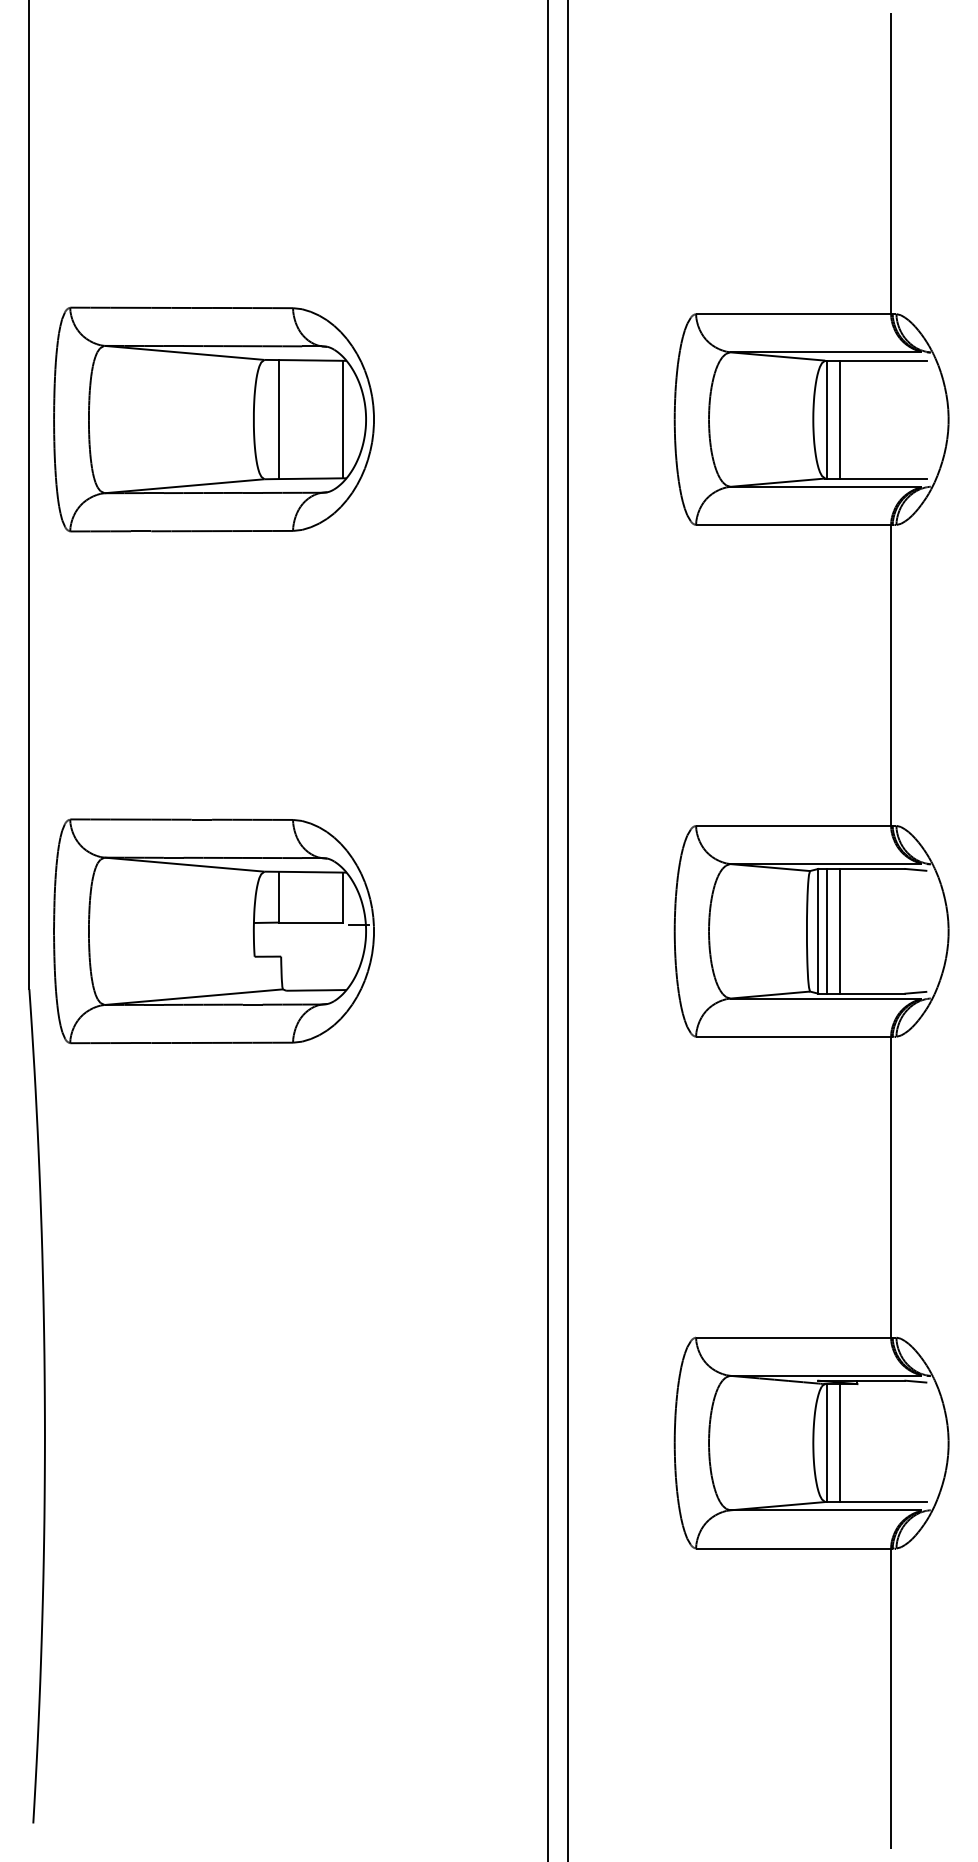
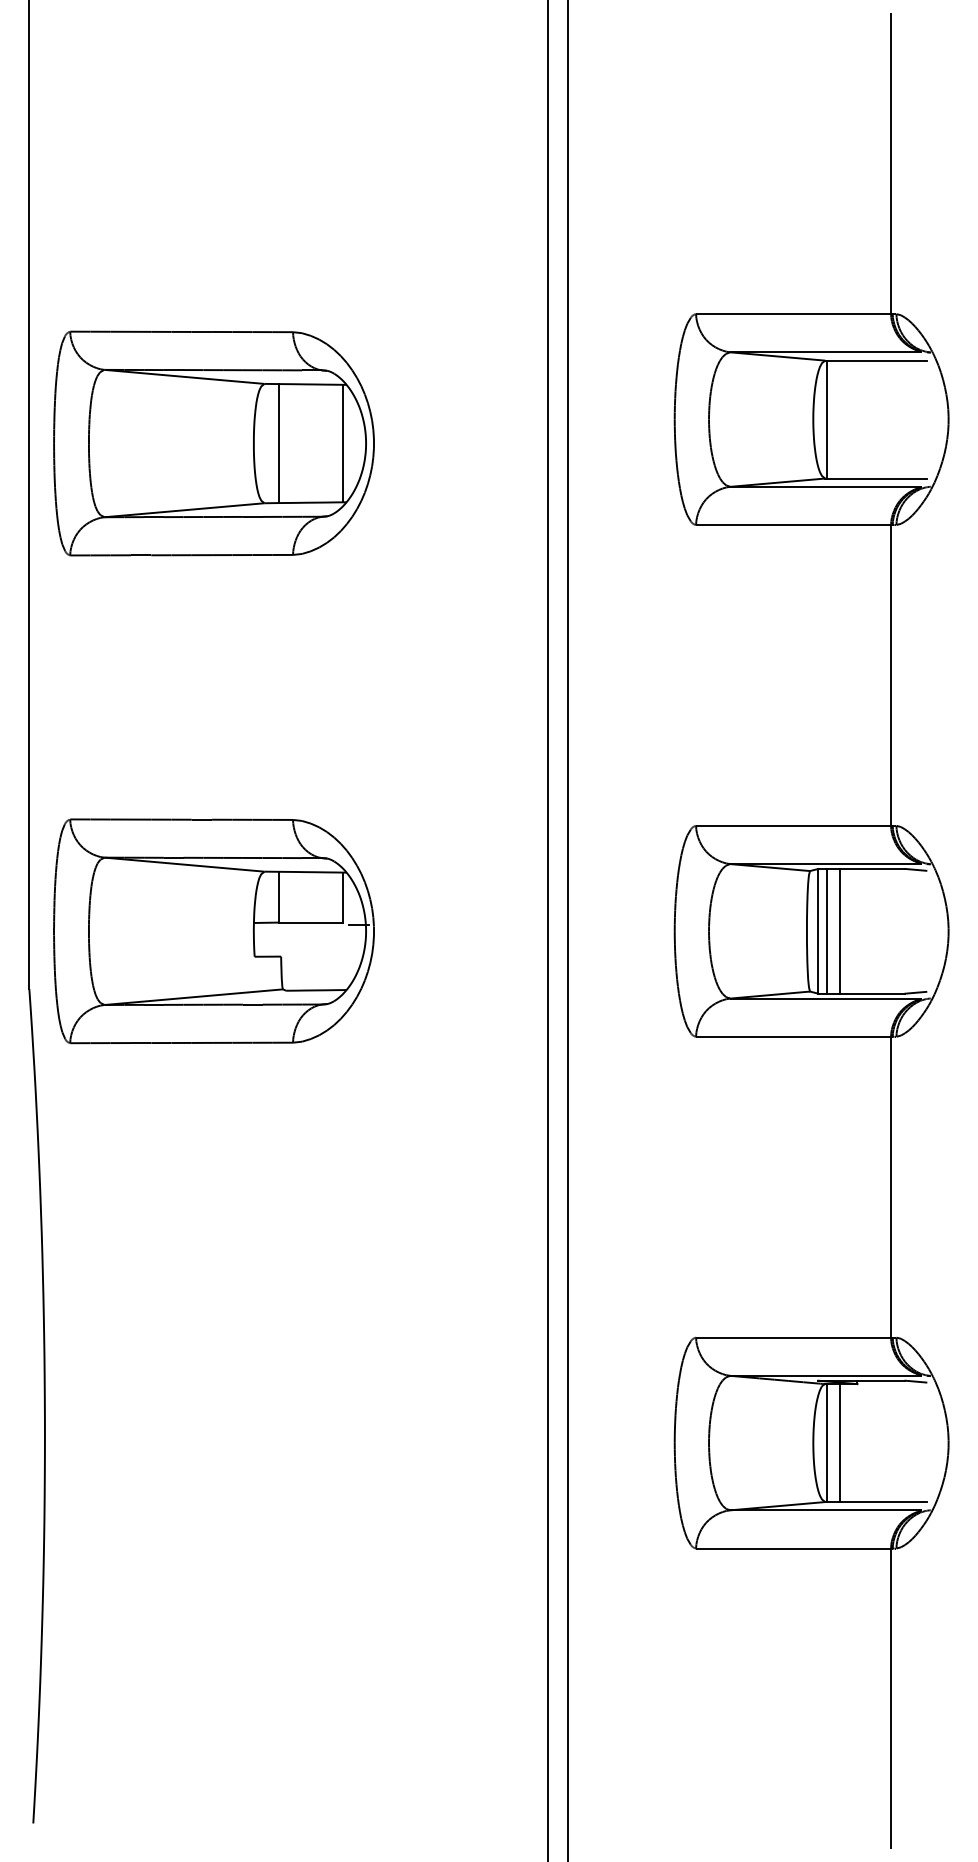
part position: (213, 419) -> (213, 443) (213, 443)
line: present -> none (840, 419)
